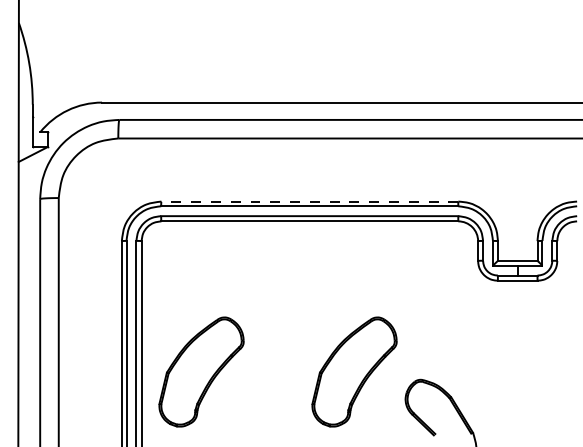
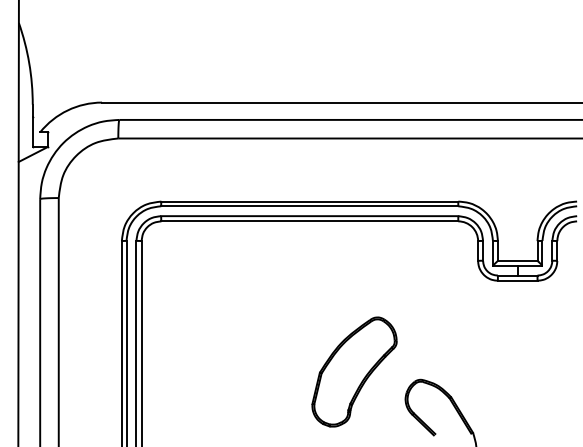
line: dashed -> solid (309, 201)
part: present -> none (201, 371)
